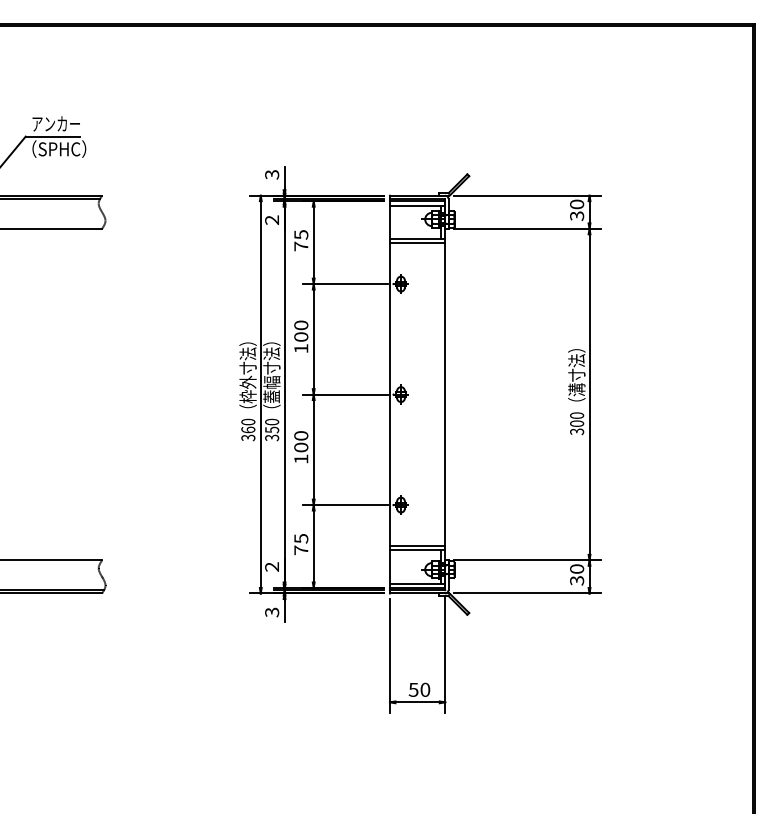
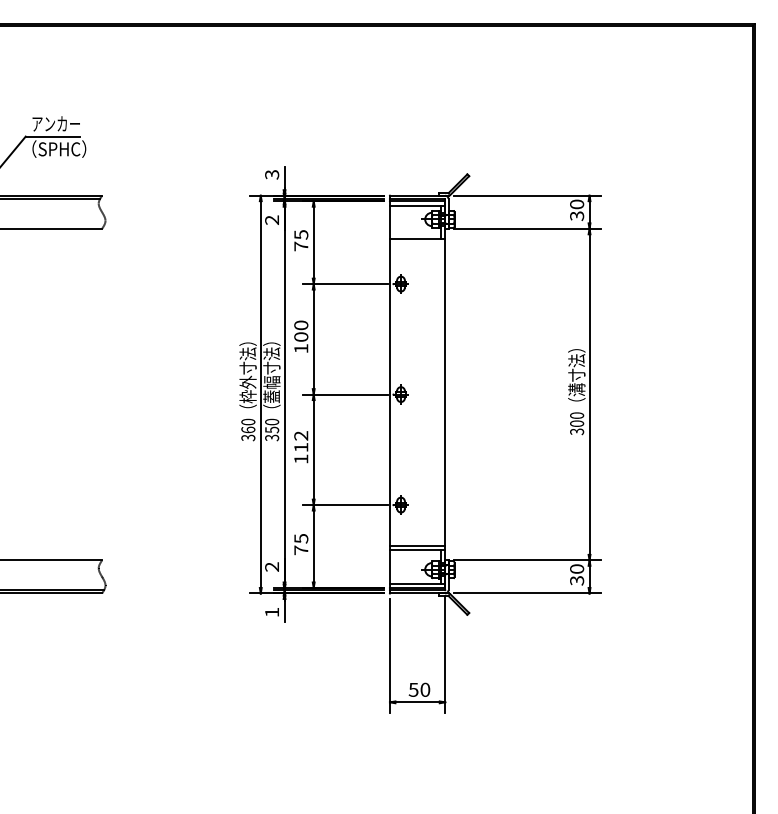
line: present -> none (417, 243)
text: 100 -> 112 (301, 441)
text: 3 -> 1 (272, 612)
